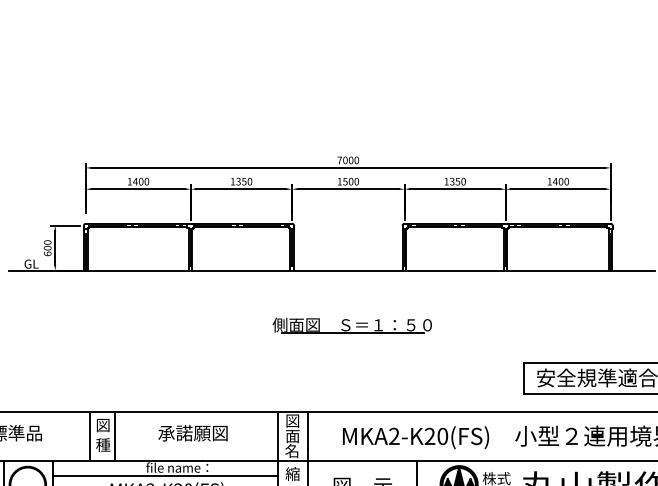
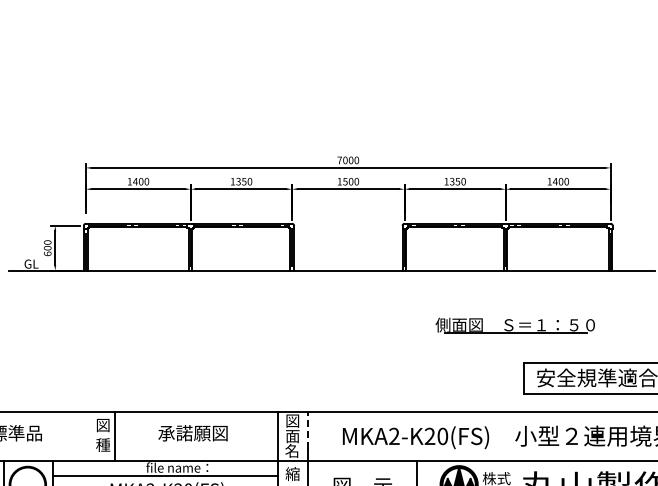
part position: (351, 325) -> (514, 325) (514, 325)
line: solid -> dashed (307, 429)
line: present -> none (90, 435)
